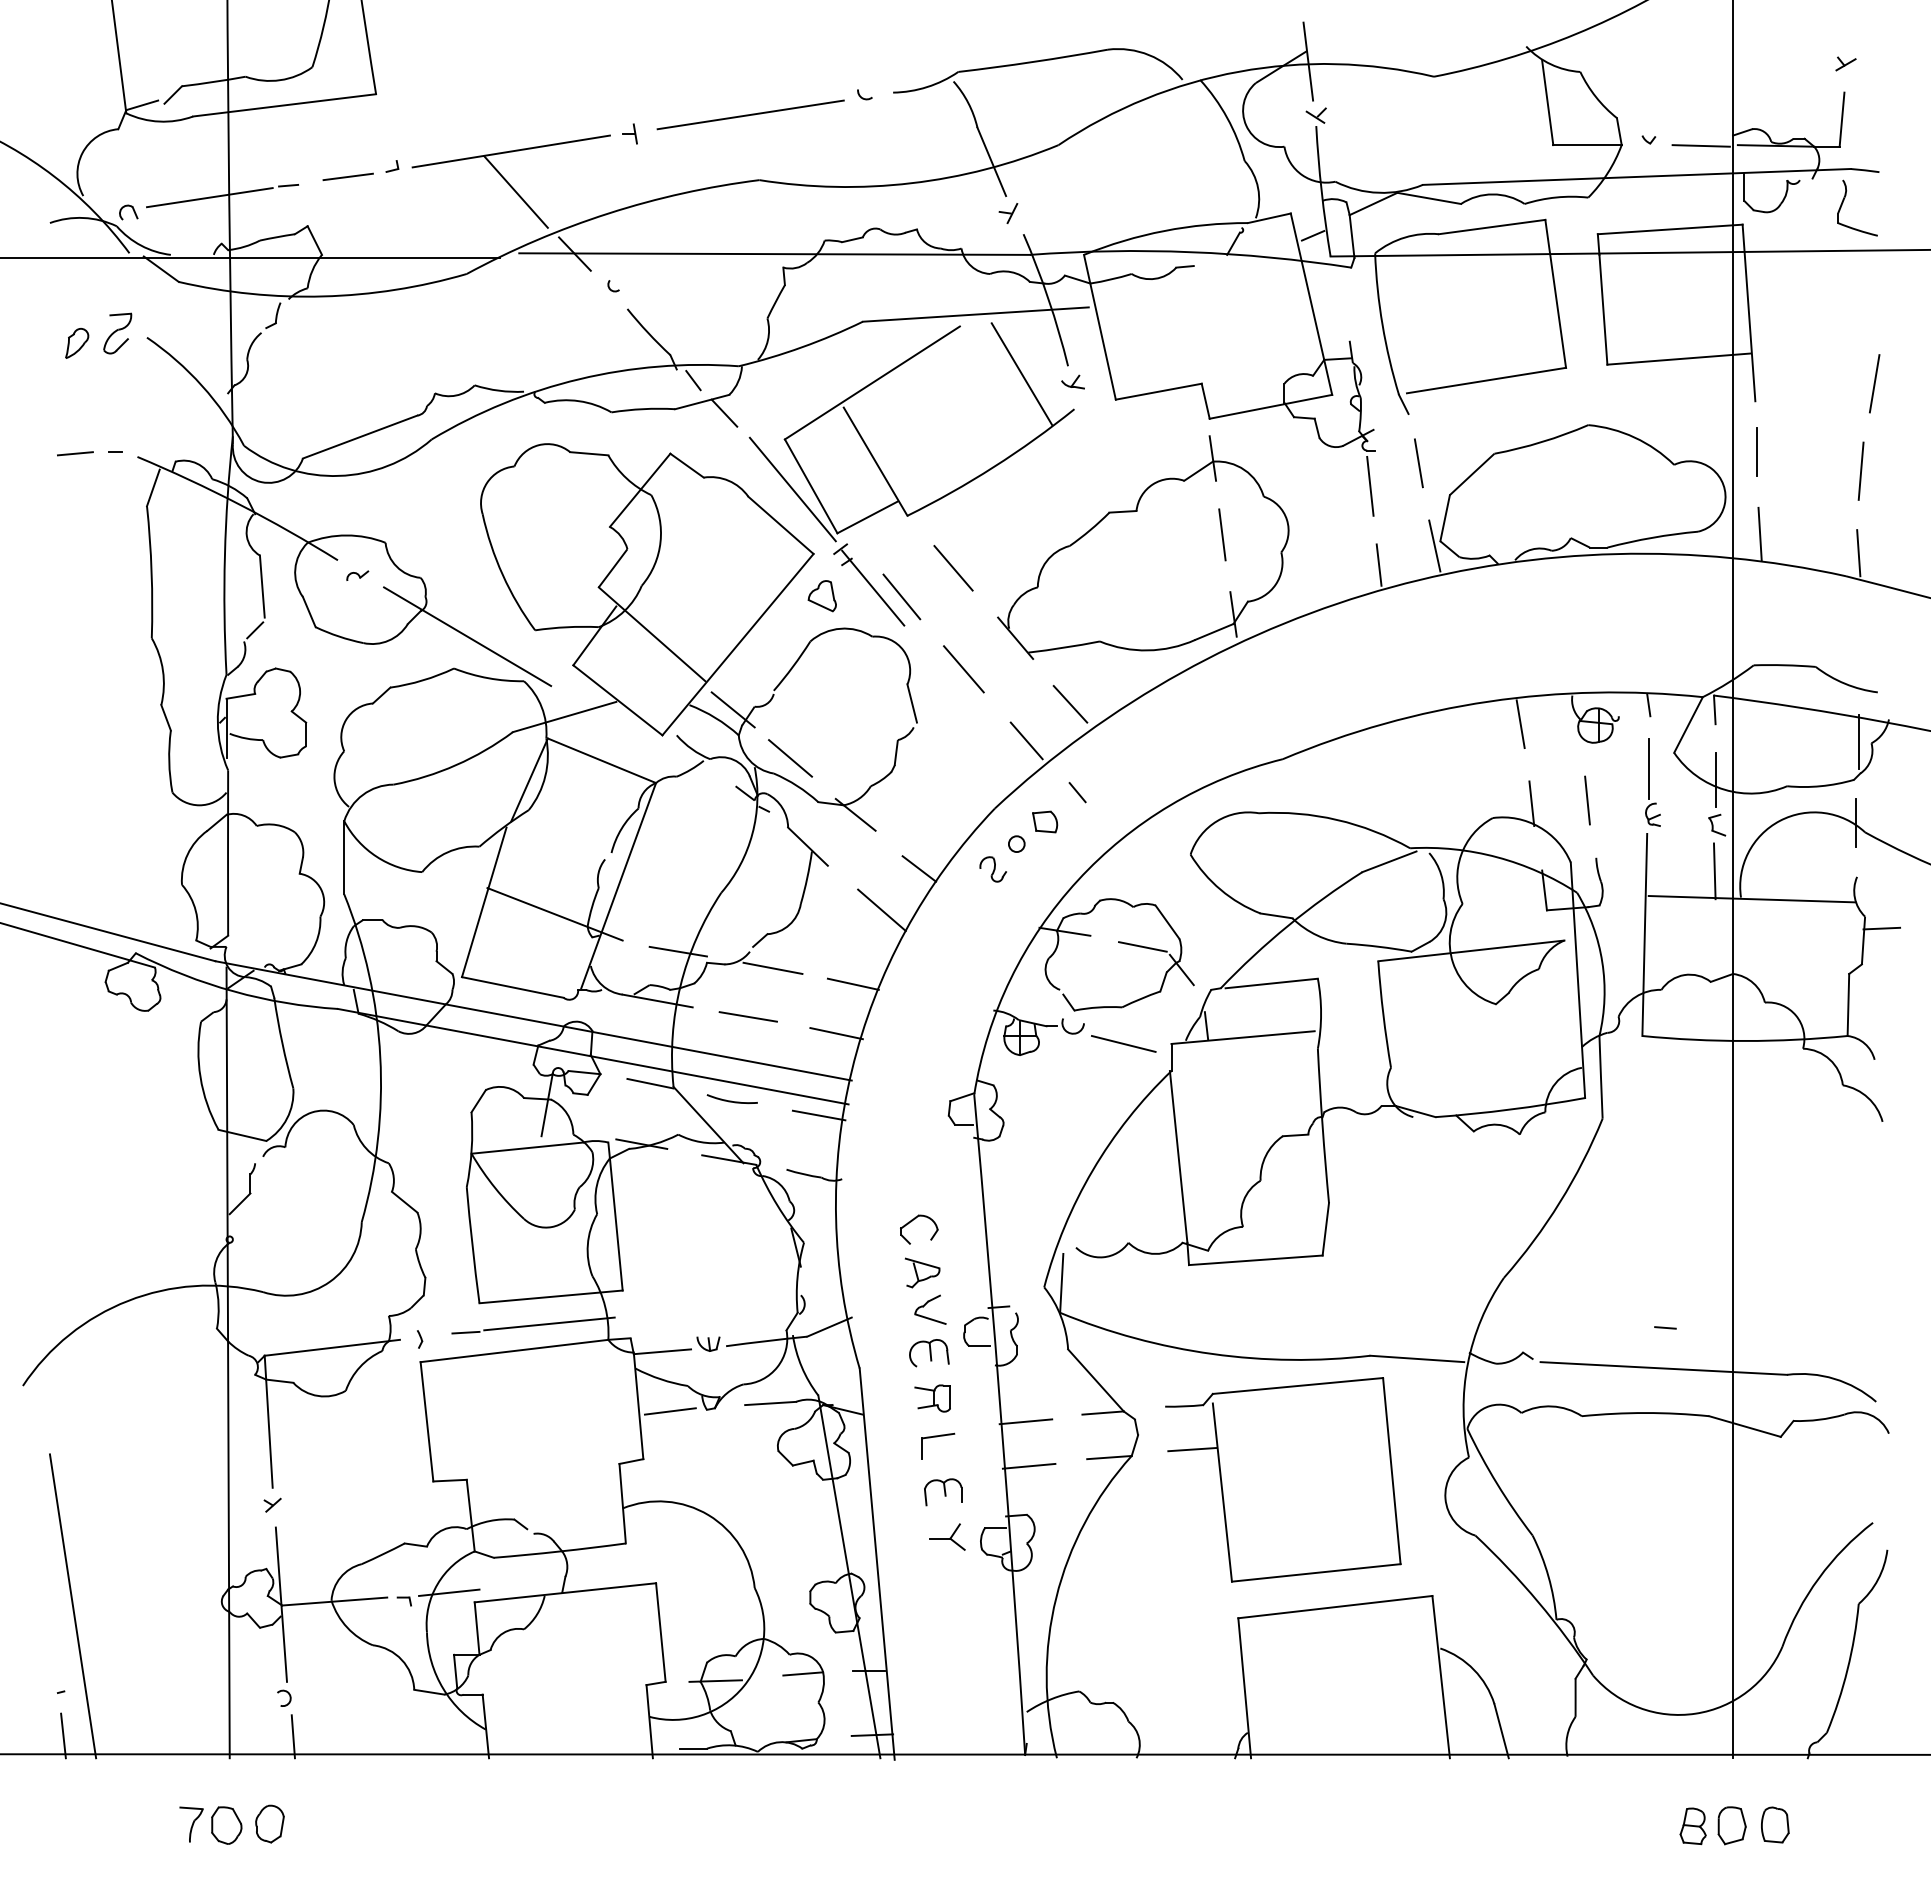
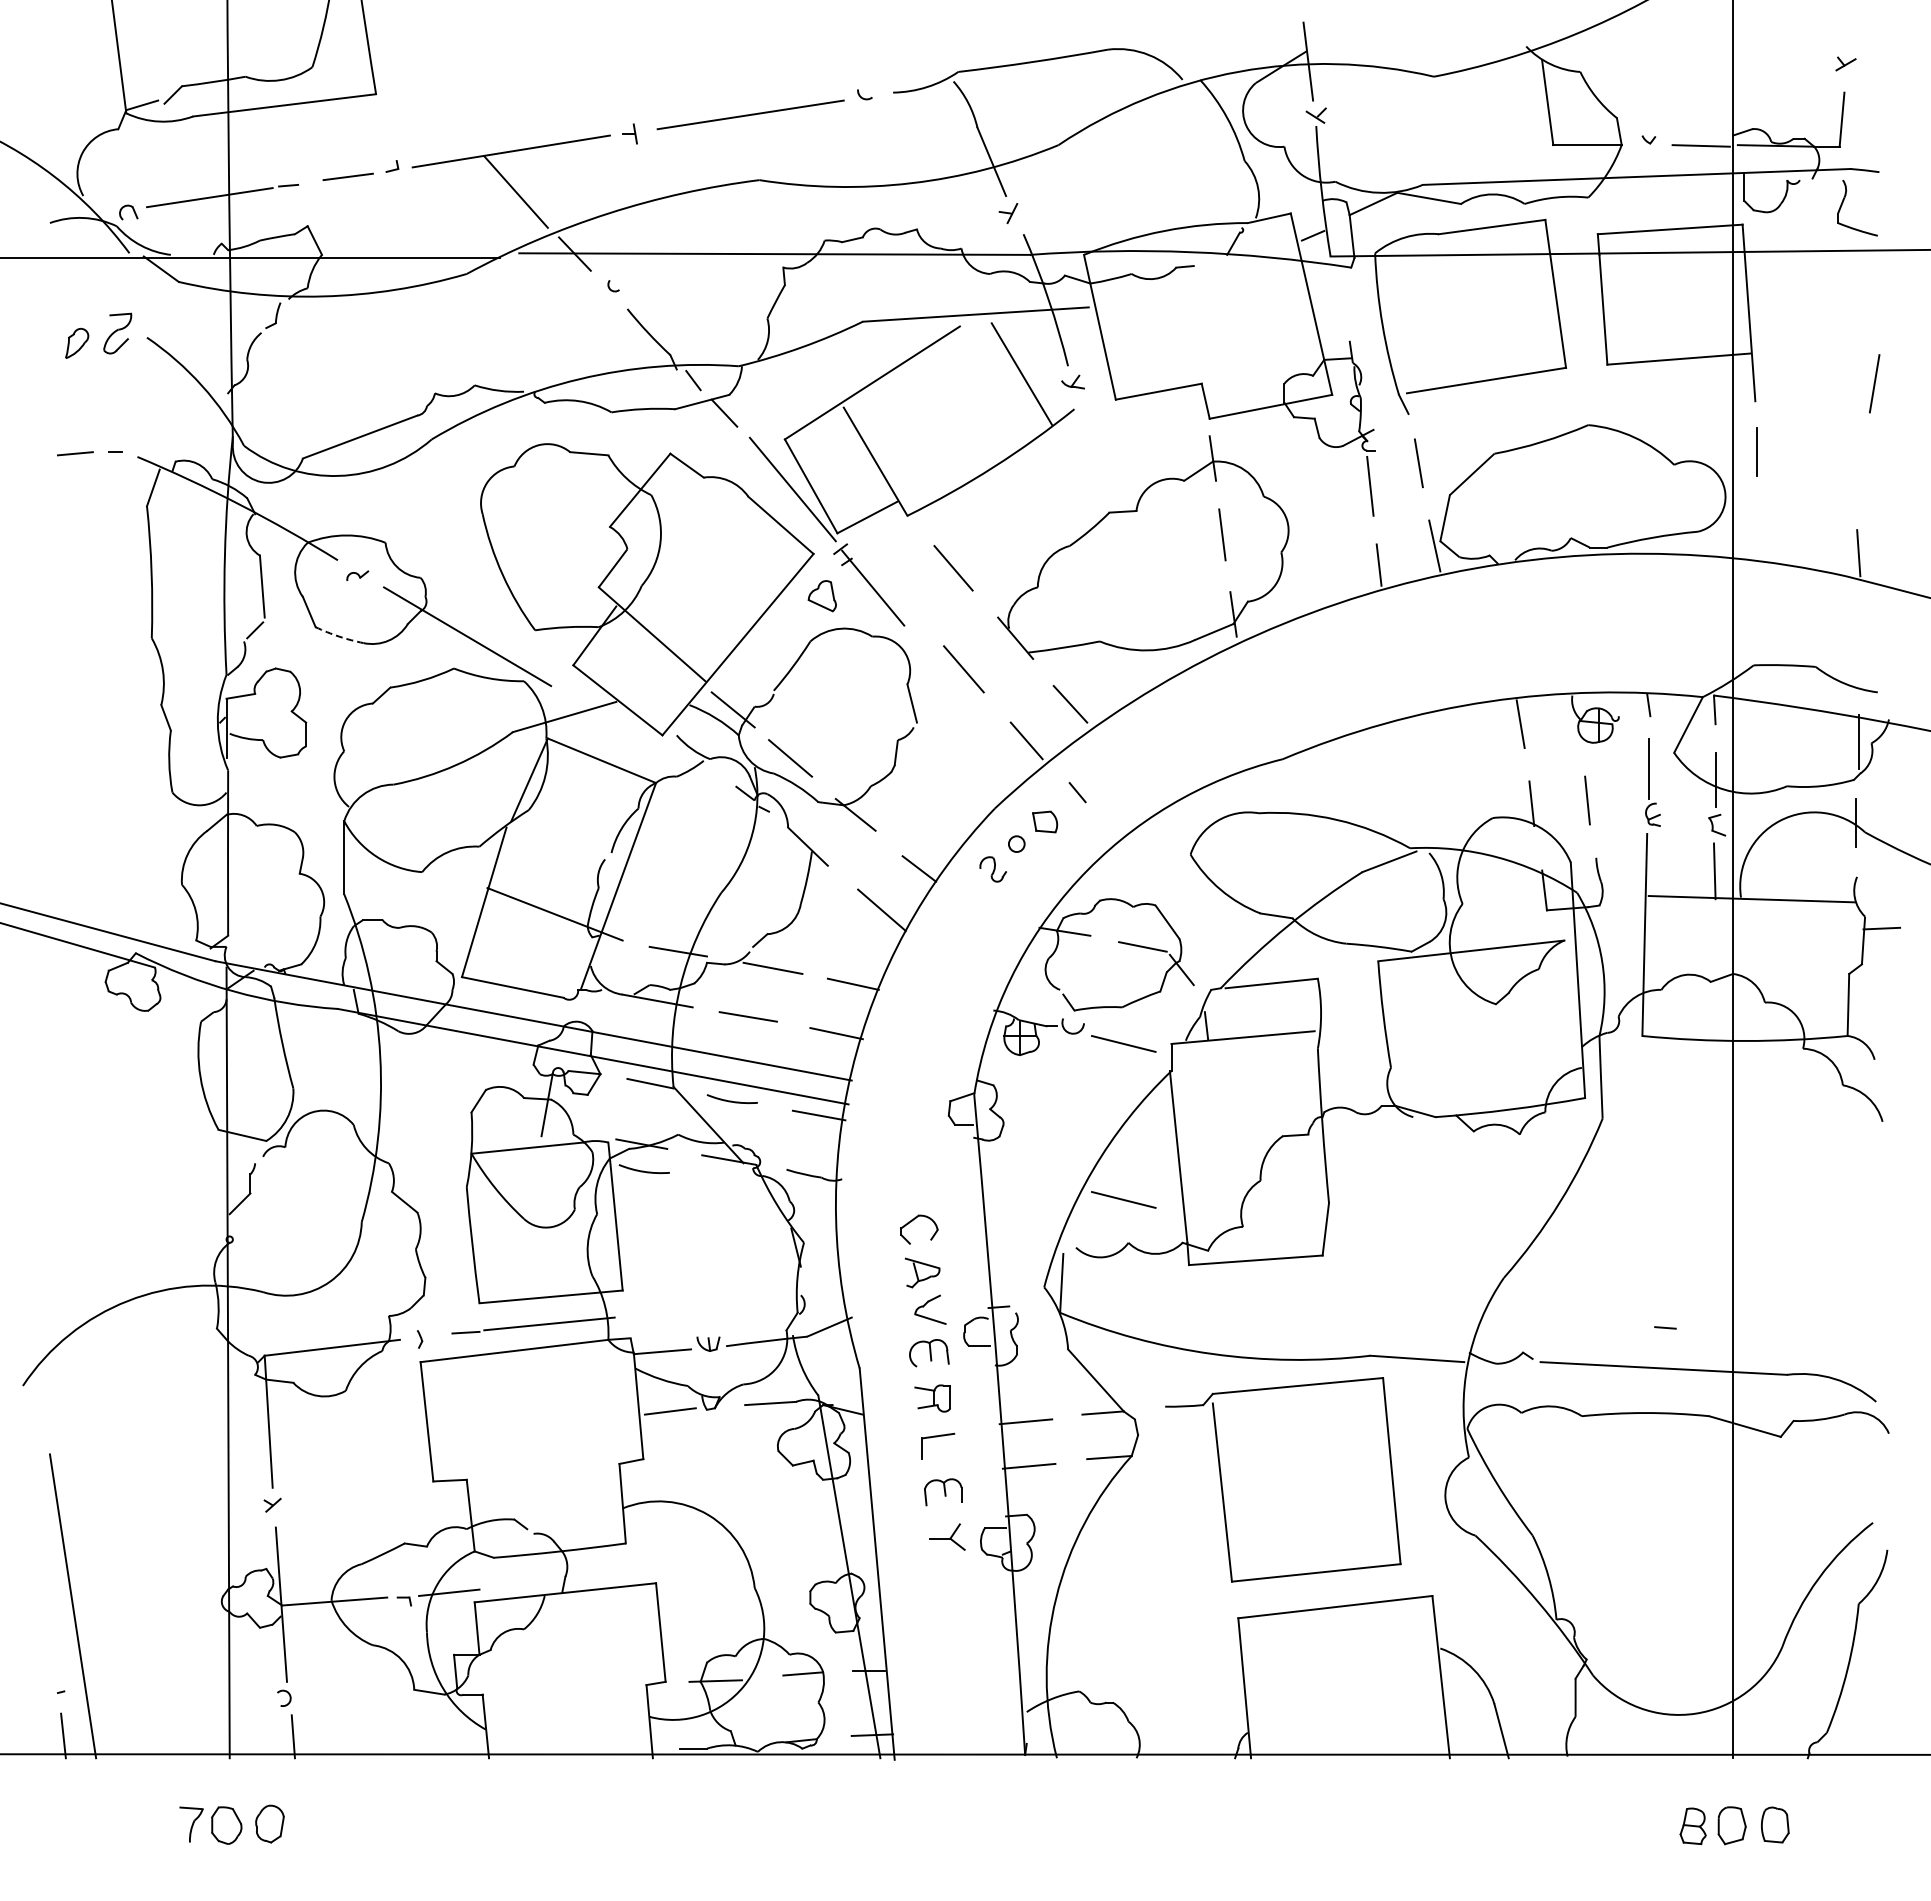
line: present -> none (1860, 470)
line: present -> none (1759, 533)
line: present -> none (901, 596)
arc: solid -> dashed (339, 636)
arc: none -> present (643, 1170)
line: none -> present (1123, 1199)
line: present -> none (1192, 1449)
